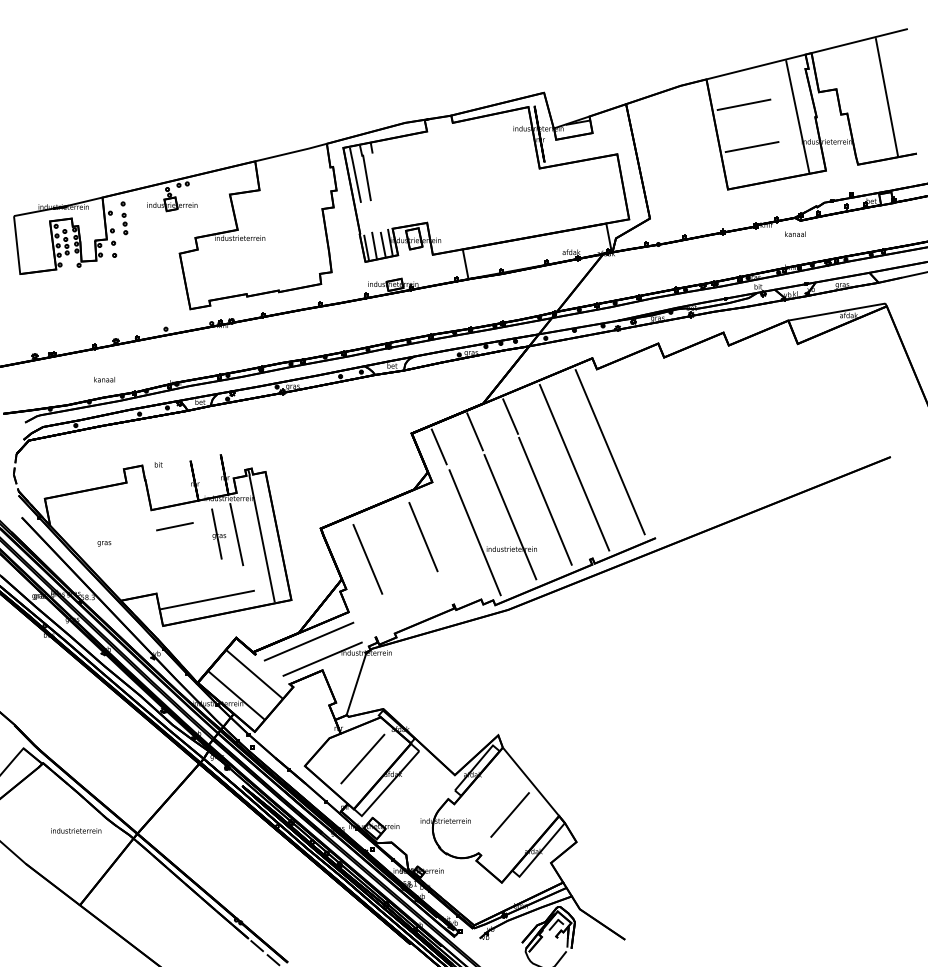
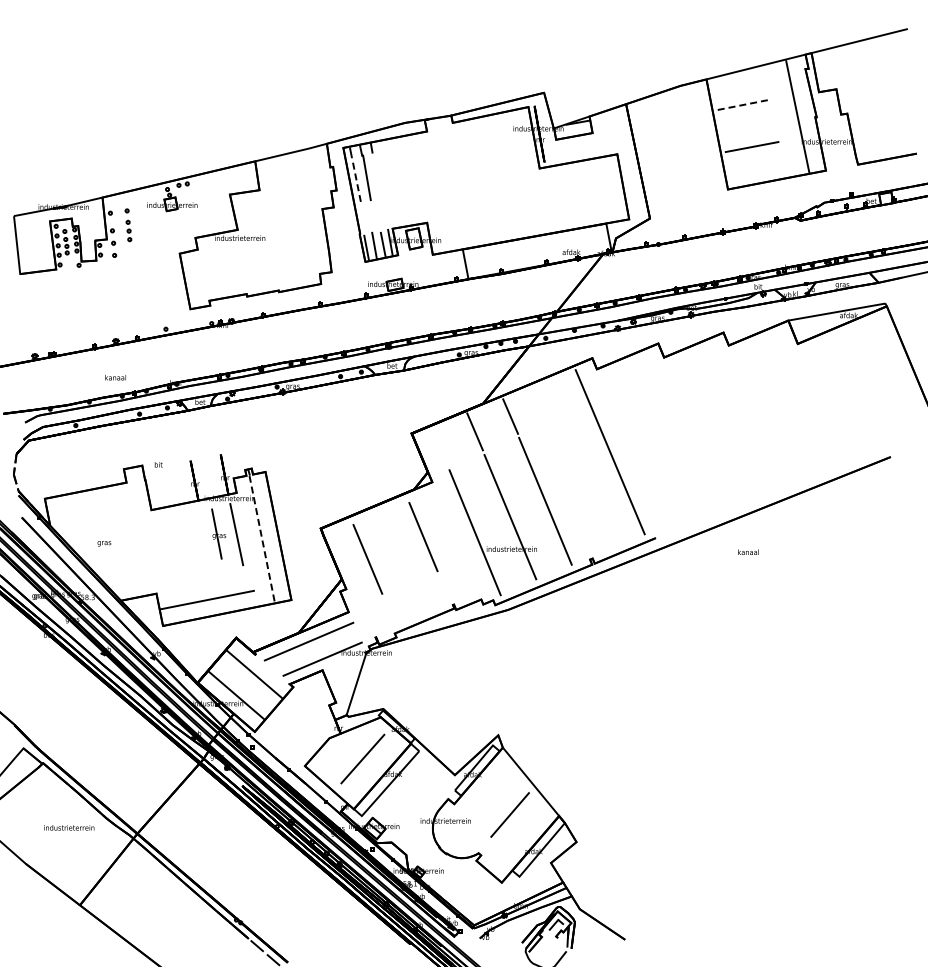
line: present -> none (886, 97)
line: solid -> dashed (744, 104)
line: solid -> dashed (356, 179)
part position: (124, 218) -> (128, 225) (128, 225)
text position: (795, 233) -> (748, 551) (748, 551)
text position: (104, 379) -> (115, 377) (115, 377)
line: present -> none (438, 446)
line: present -> none (574, 467)
line: present -> none (174, 526)
line: solid -> dashed (262, 538)
text position: (76, 830) -> (69, 827) (69, 827)
